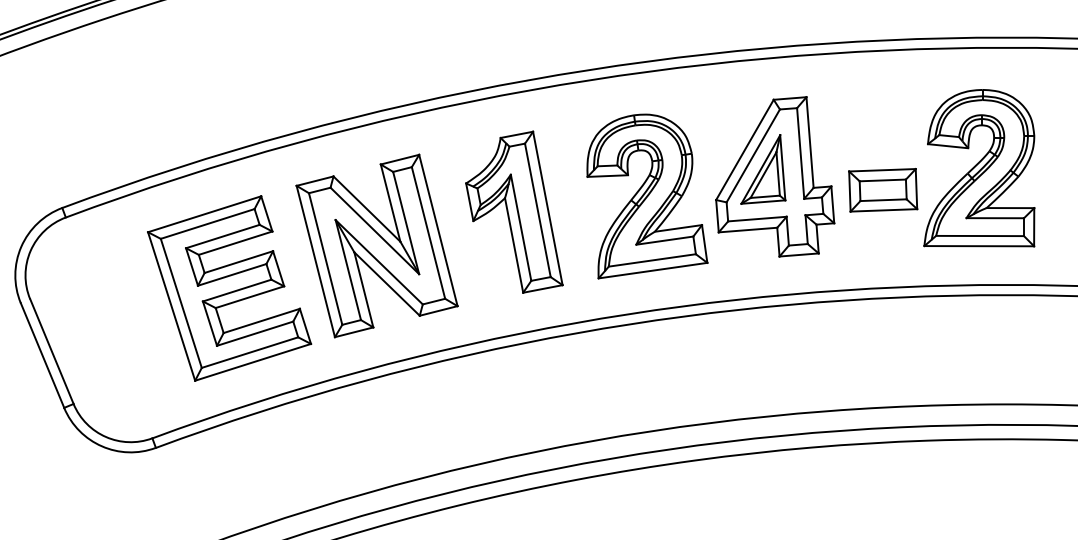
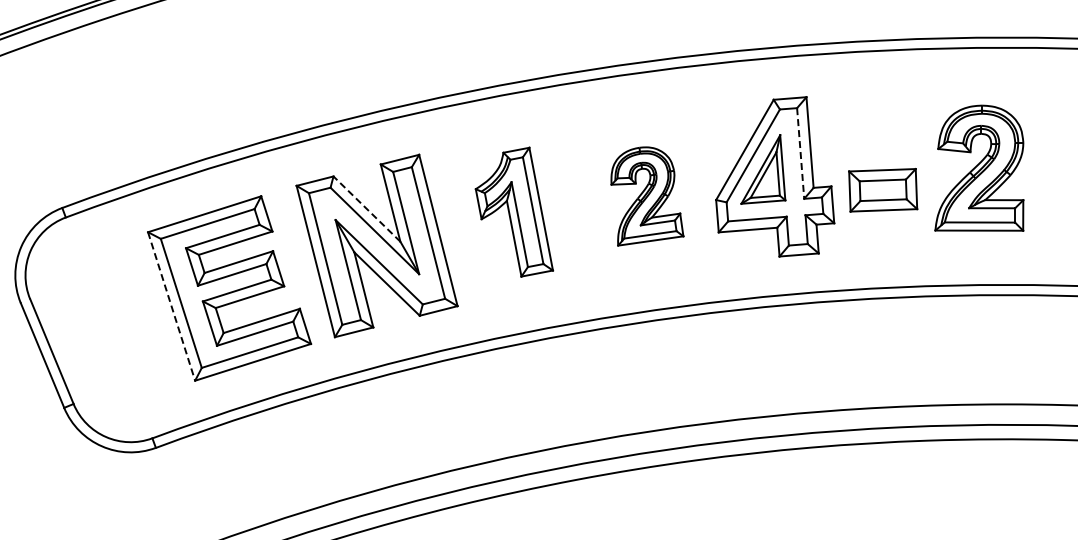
line: solid -> dashed (800, 154)
part size: 113x159 px -> 91x128 px (979, 167)
part size: 123x167 px -> 75x101 px (647, 196)
line: solid -> dashed (366, 209)
part size: 99x164 px -> 81x132 px (514, 211)
line: solid -> dashed (171, 306)
